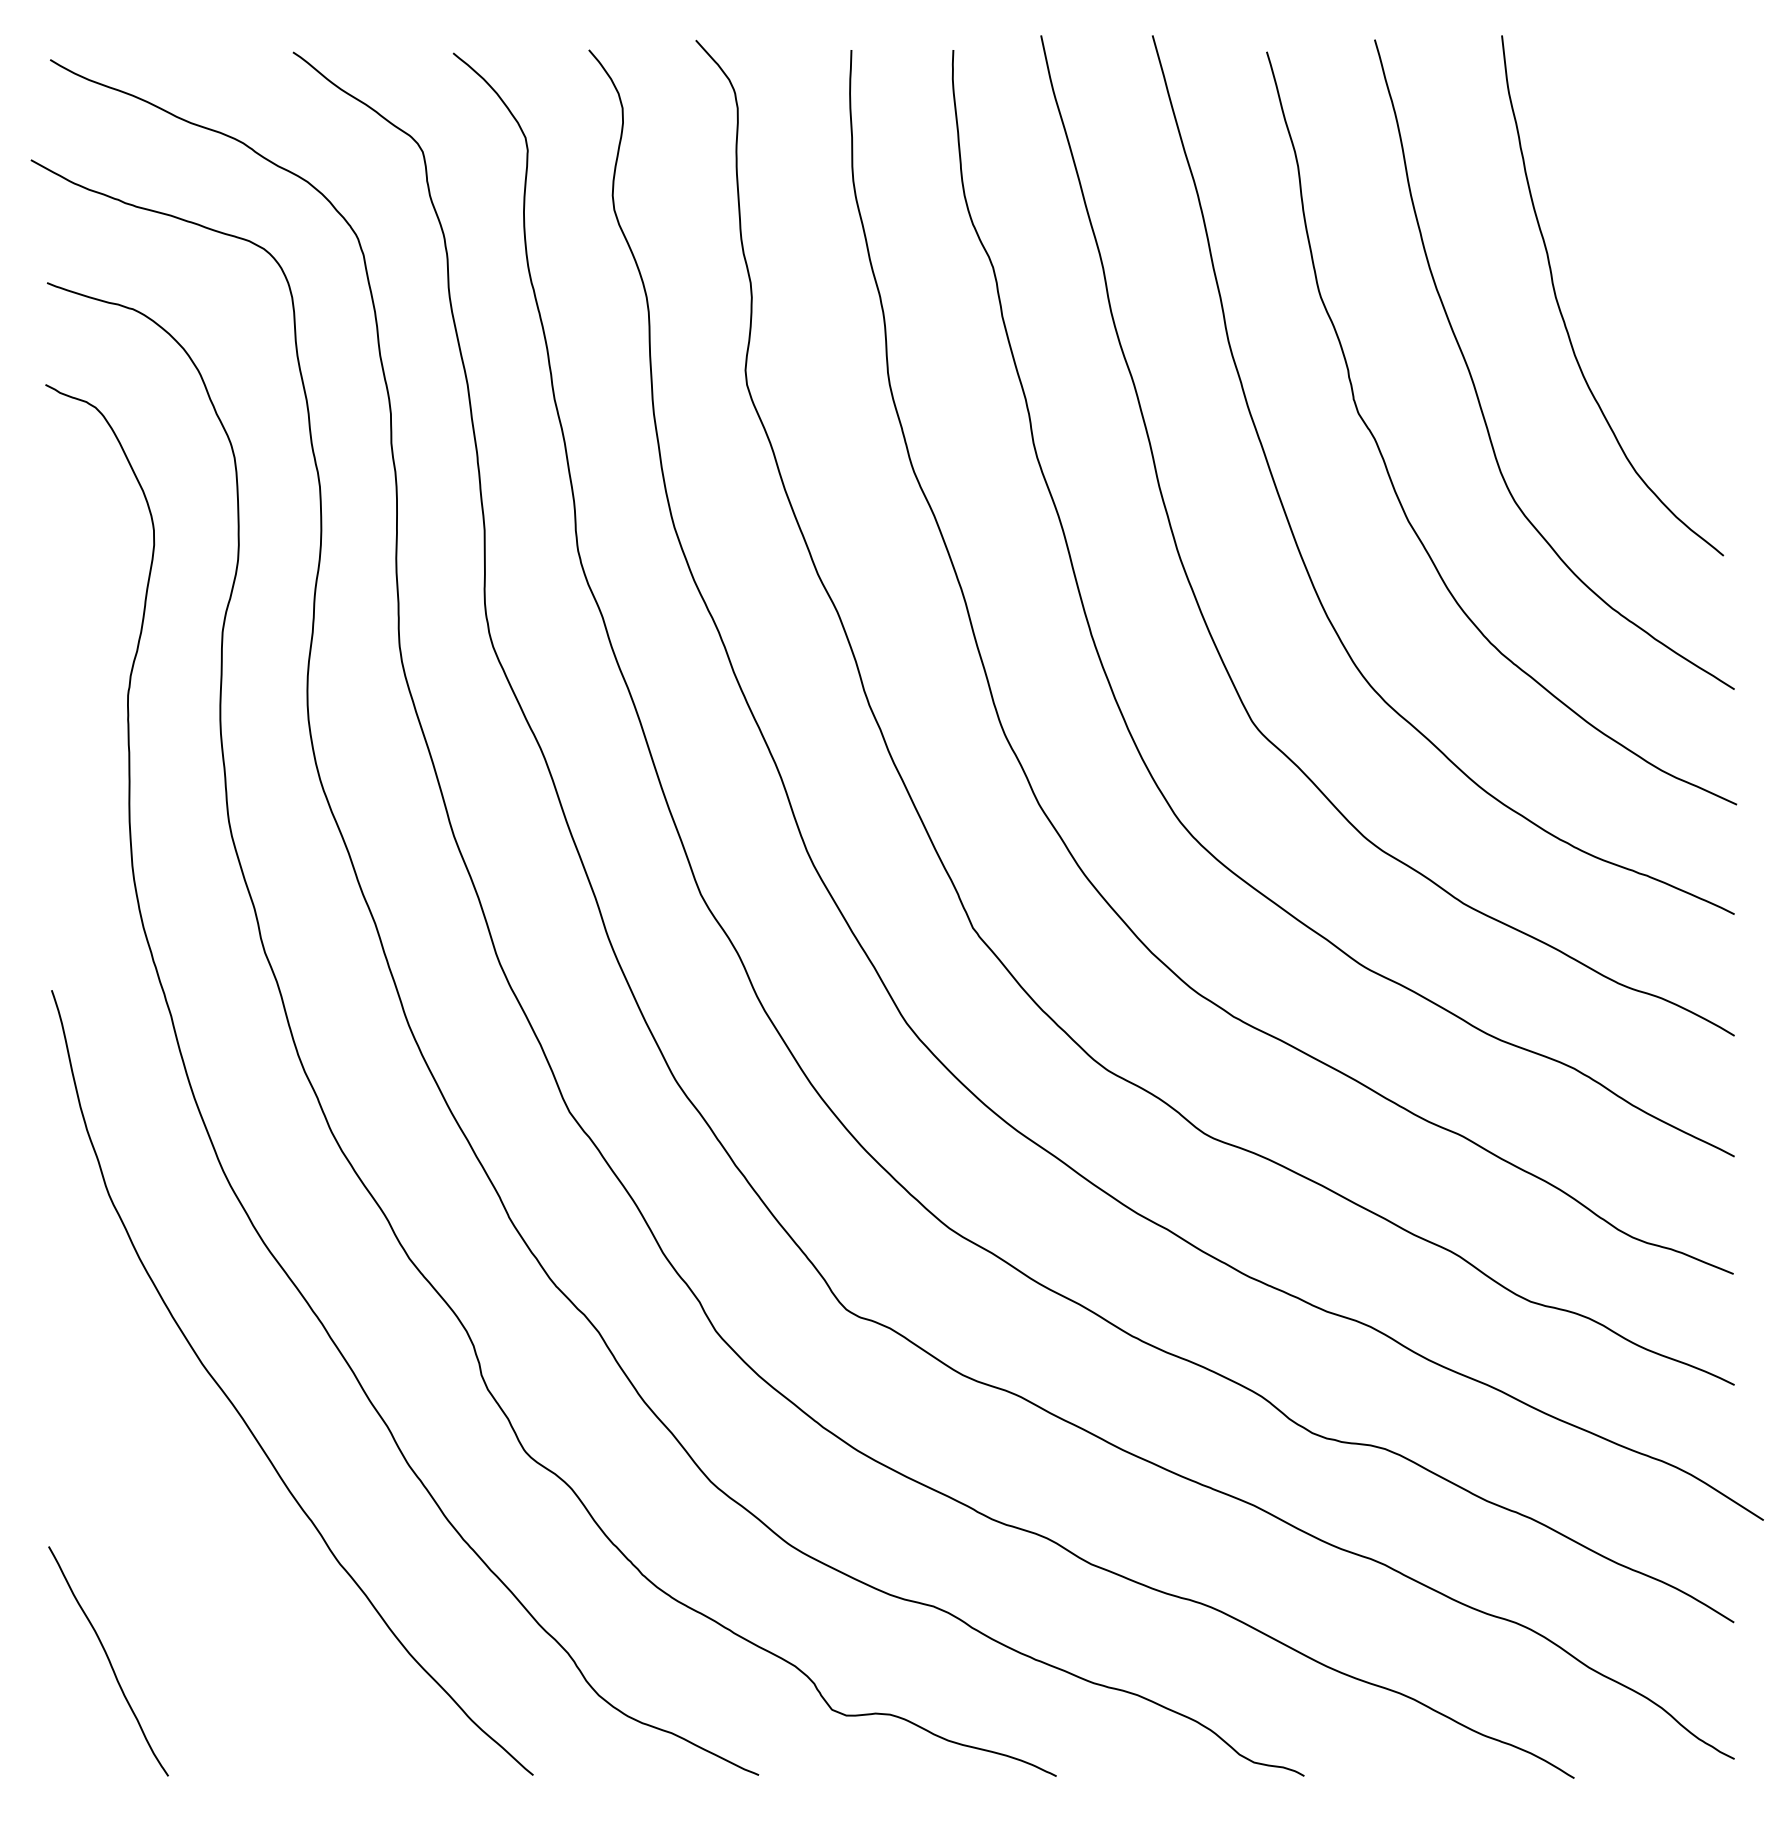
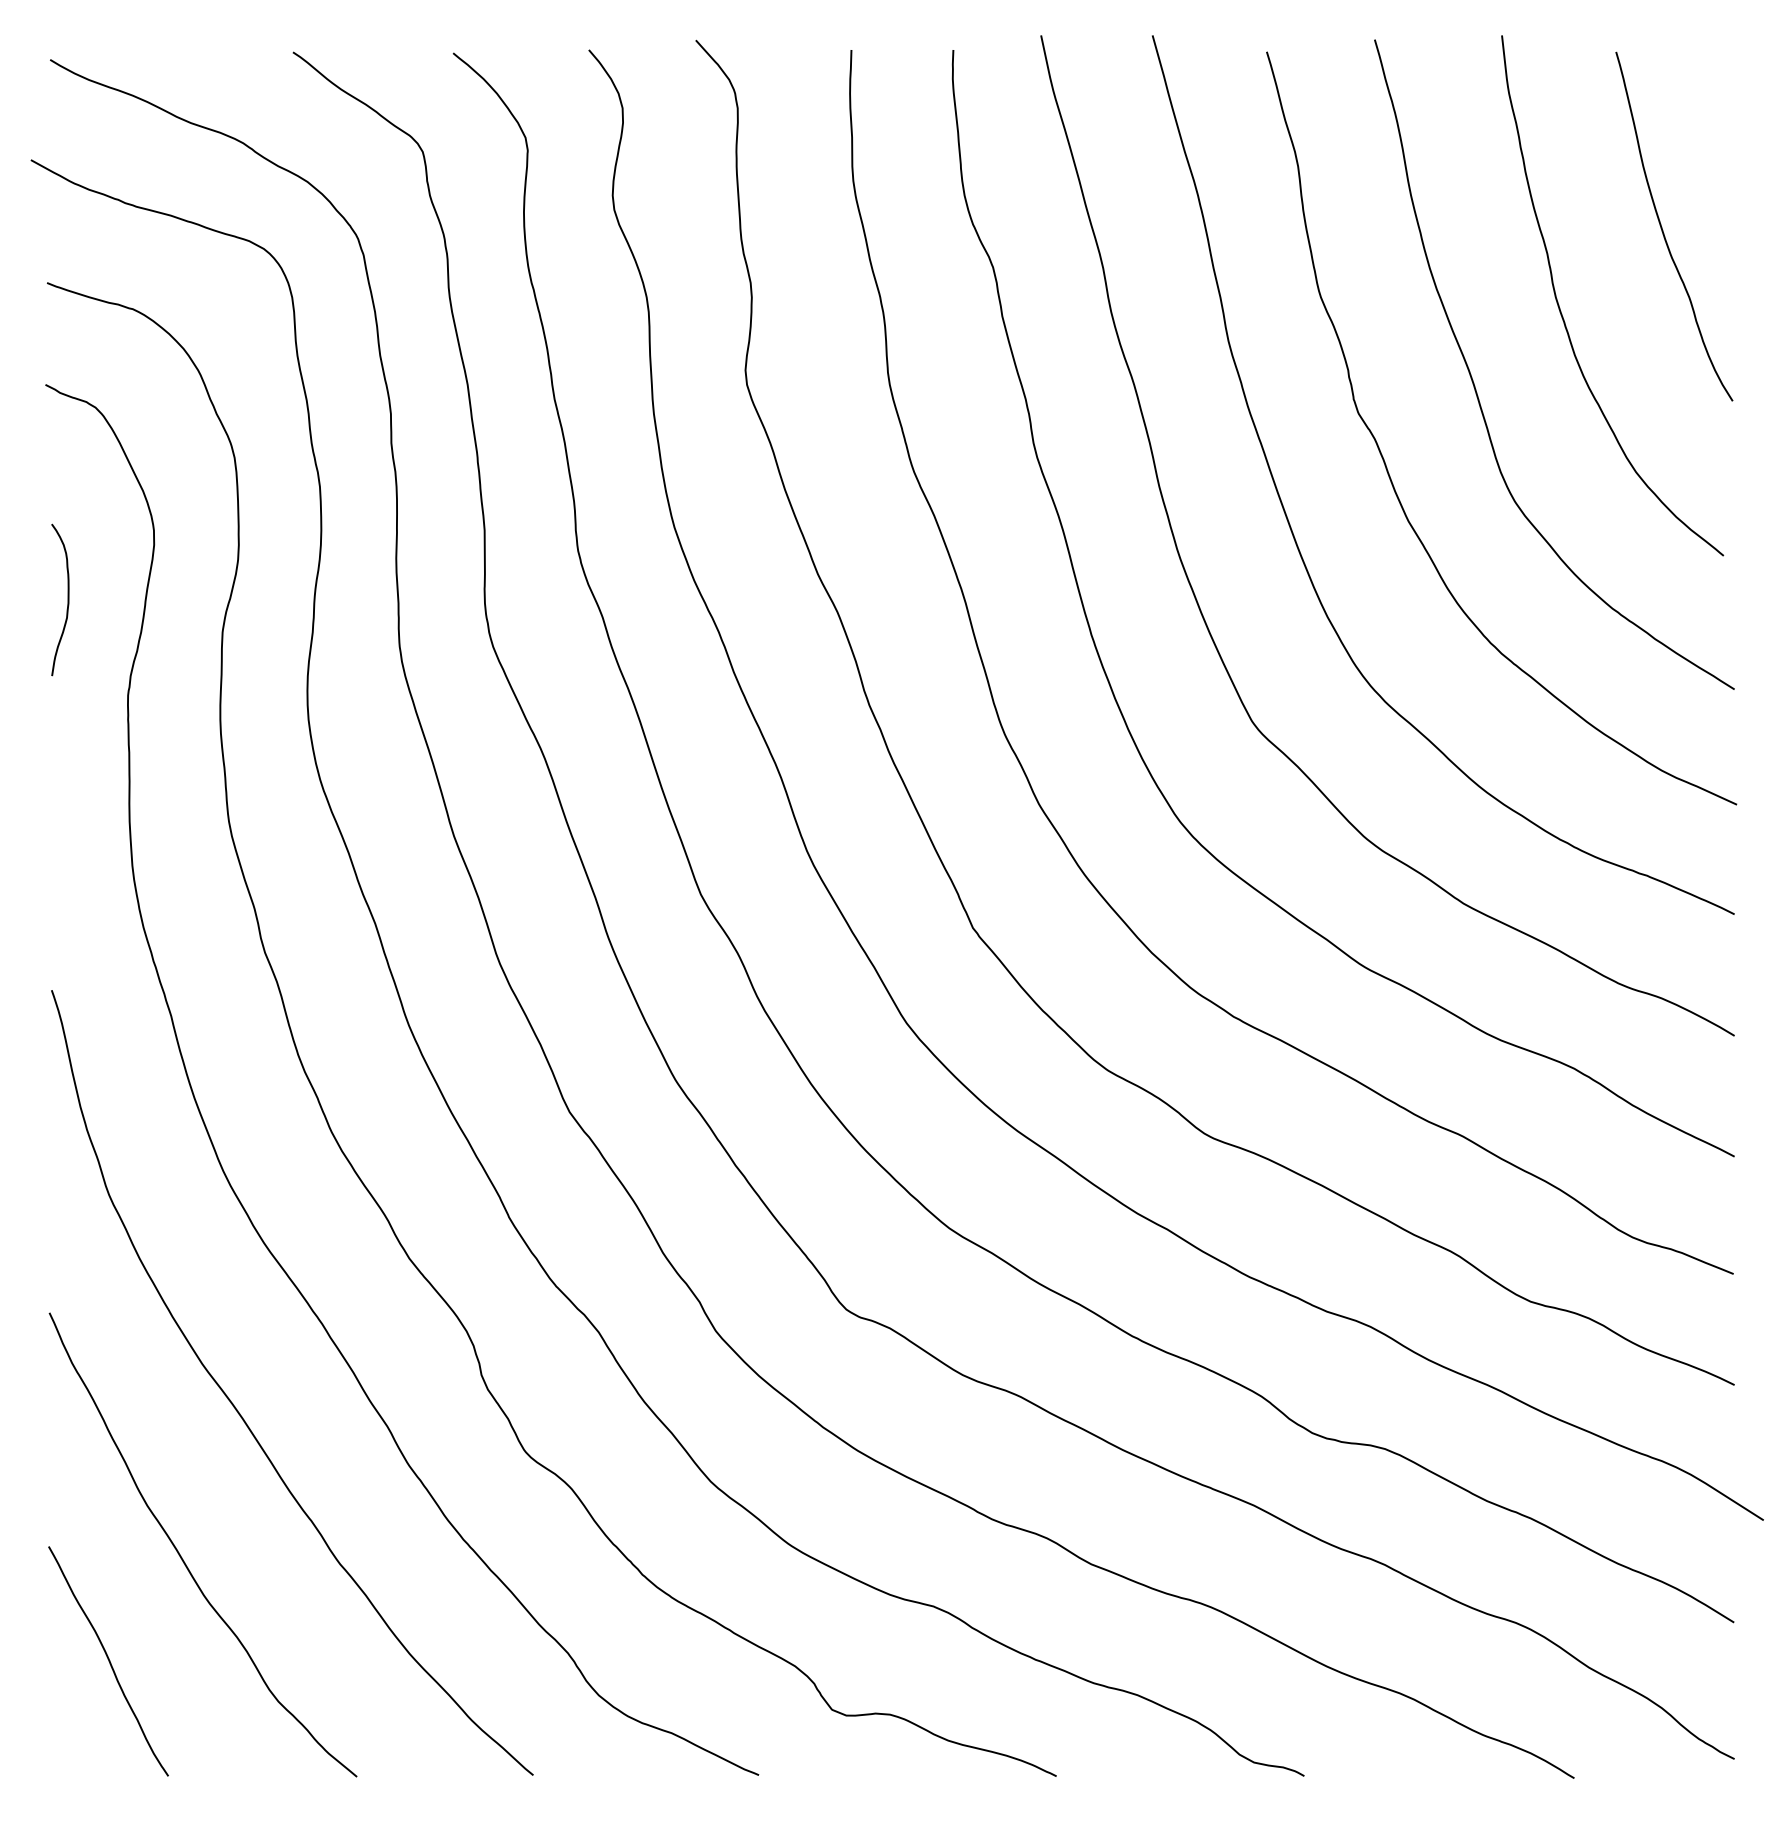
curve: none -> present (1663, 230)
curve: none -> present (67, 599)
curve: none -> present (181, 1555)
